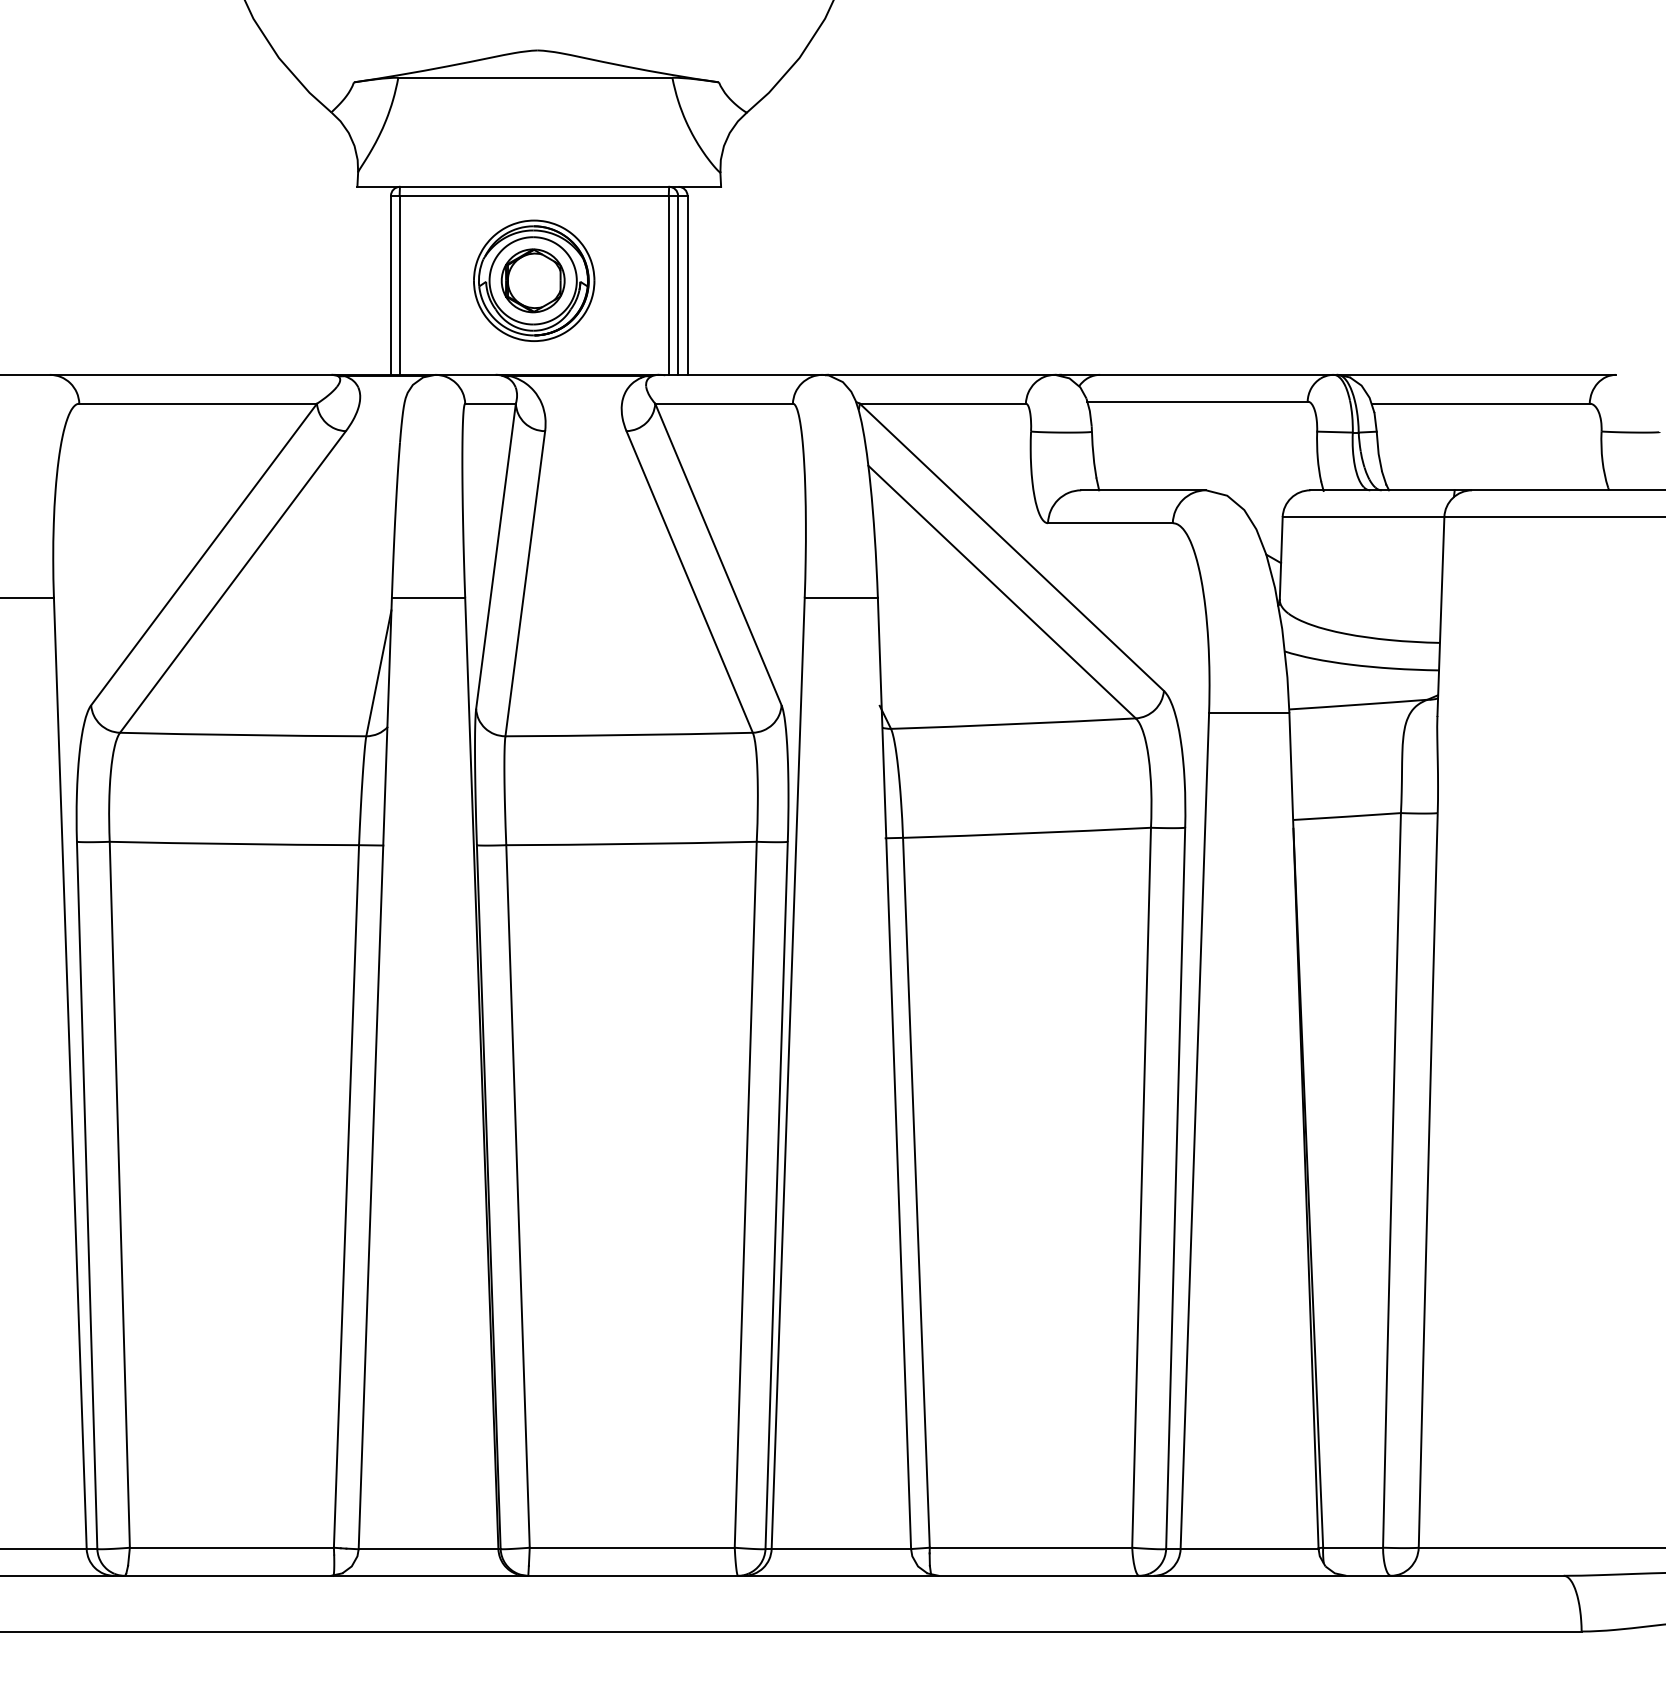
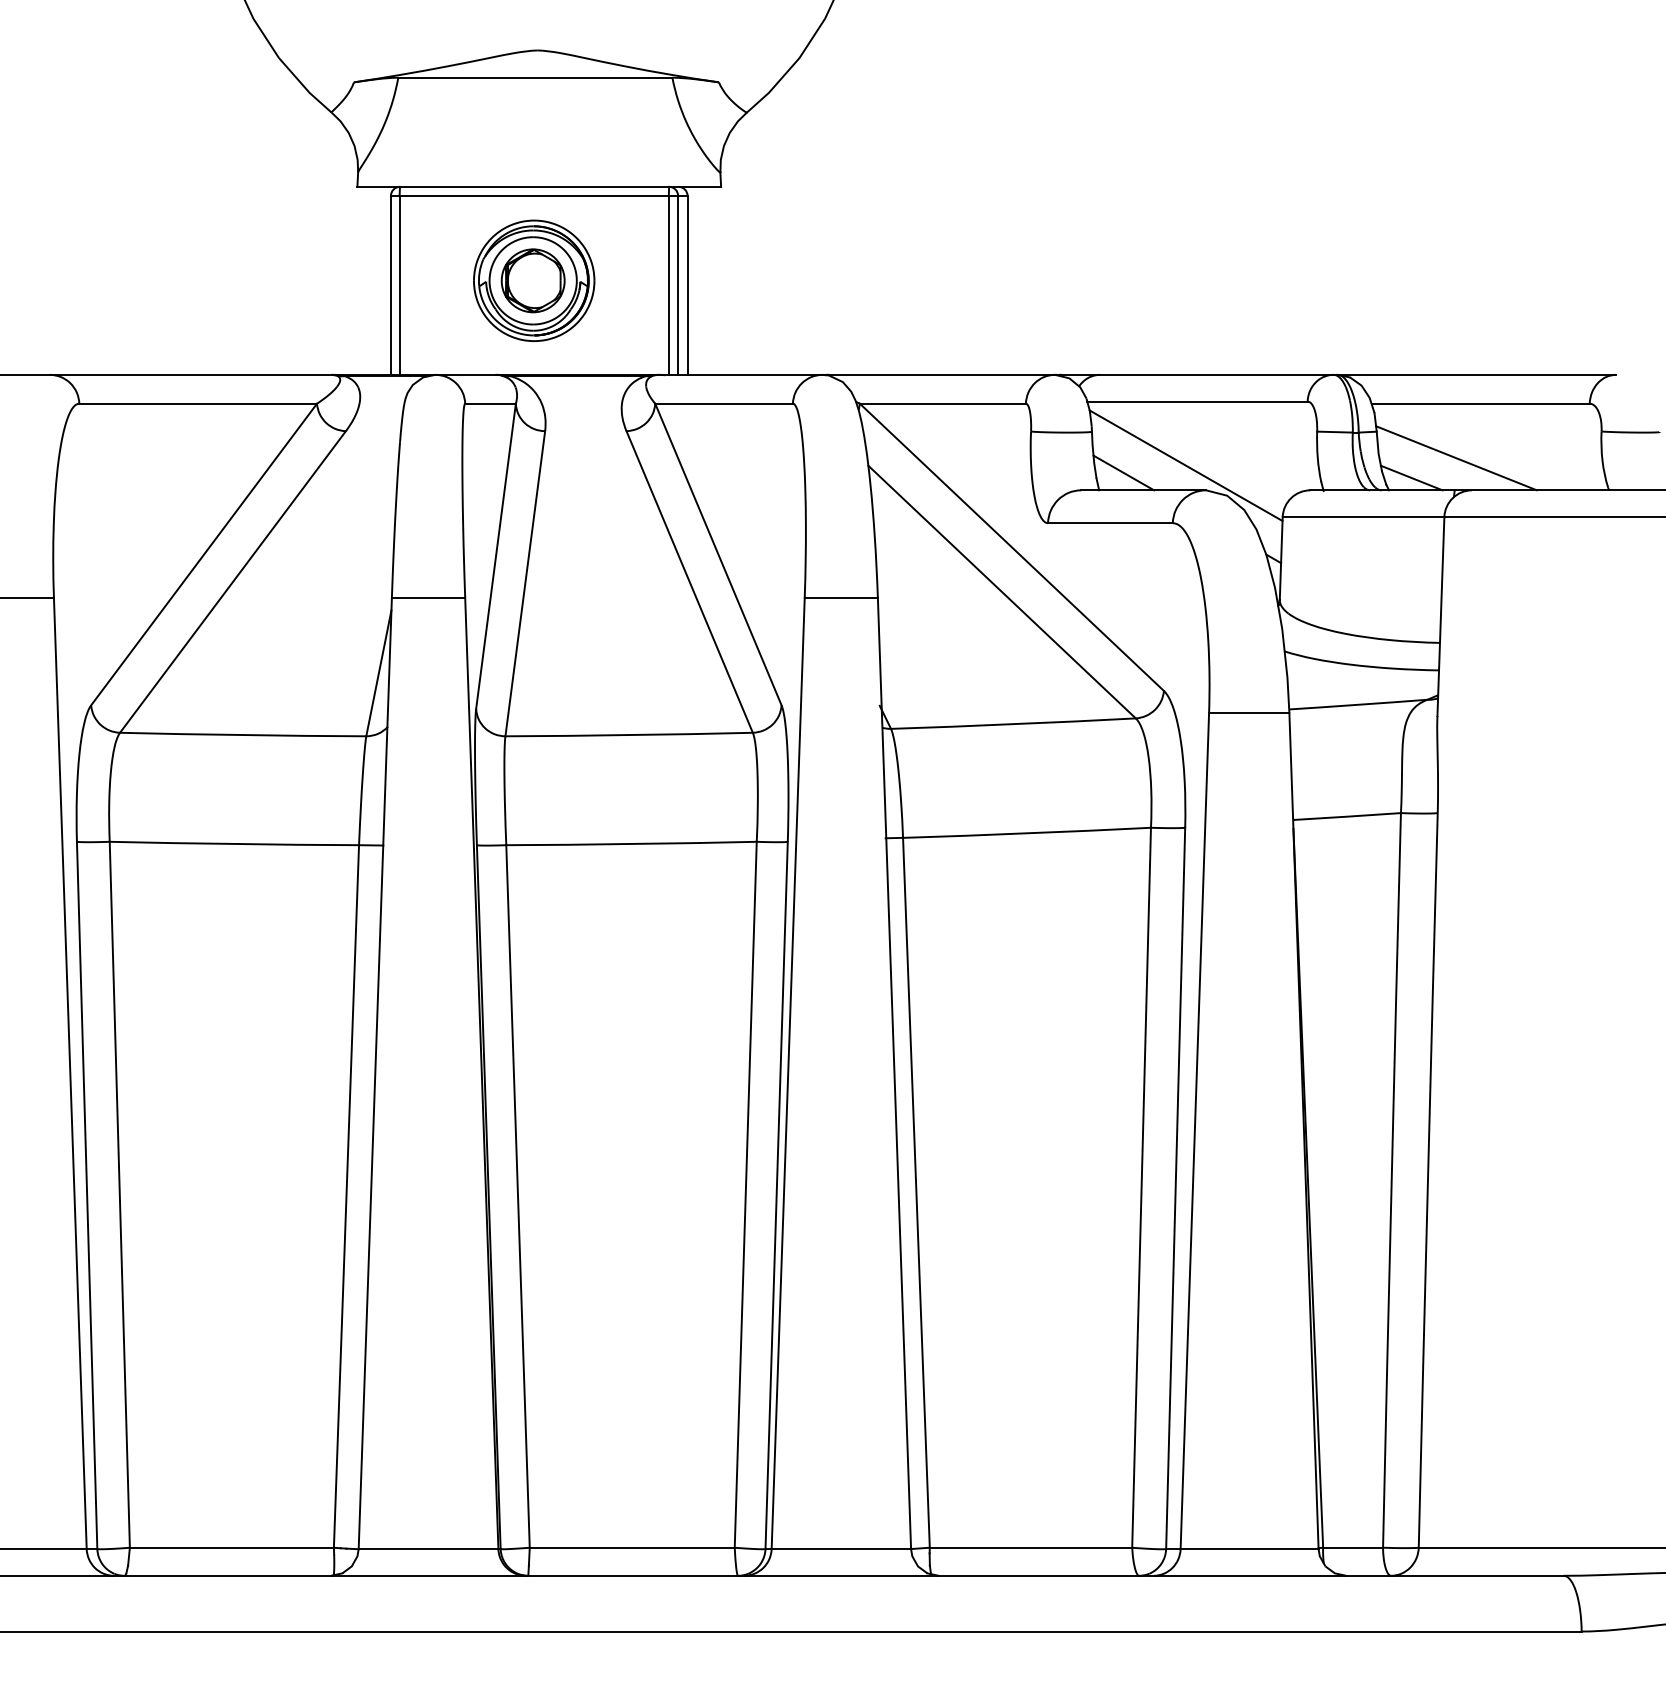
line: none -> present (1456, 458)
line: none -> present (1185, 465)
line: none -> present (1123, 472)
line: none -> present (1411, 477)
